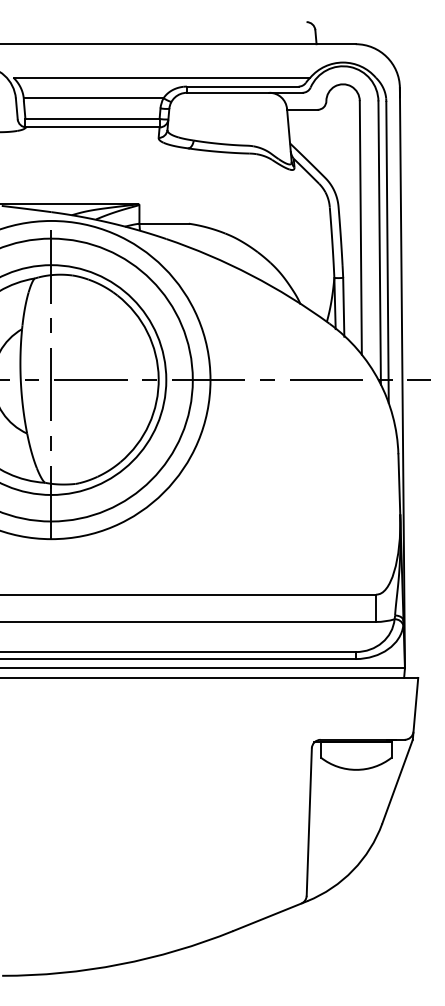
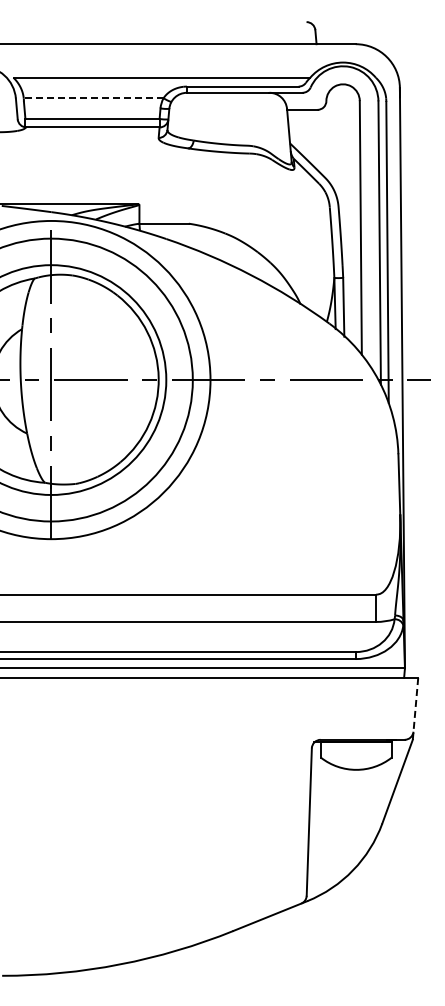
line: solid -> dashed (93, 98)
line: solid -> dashed (415, 708)
